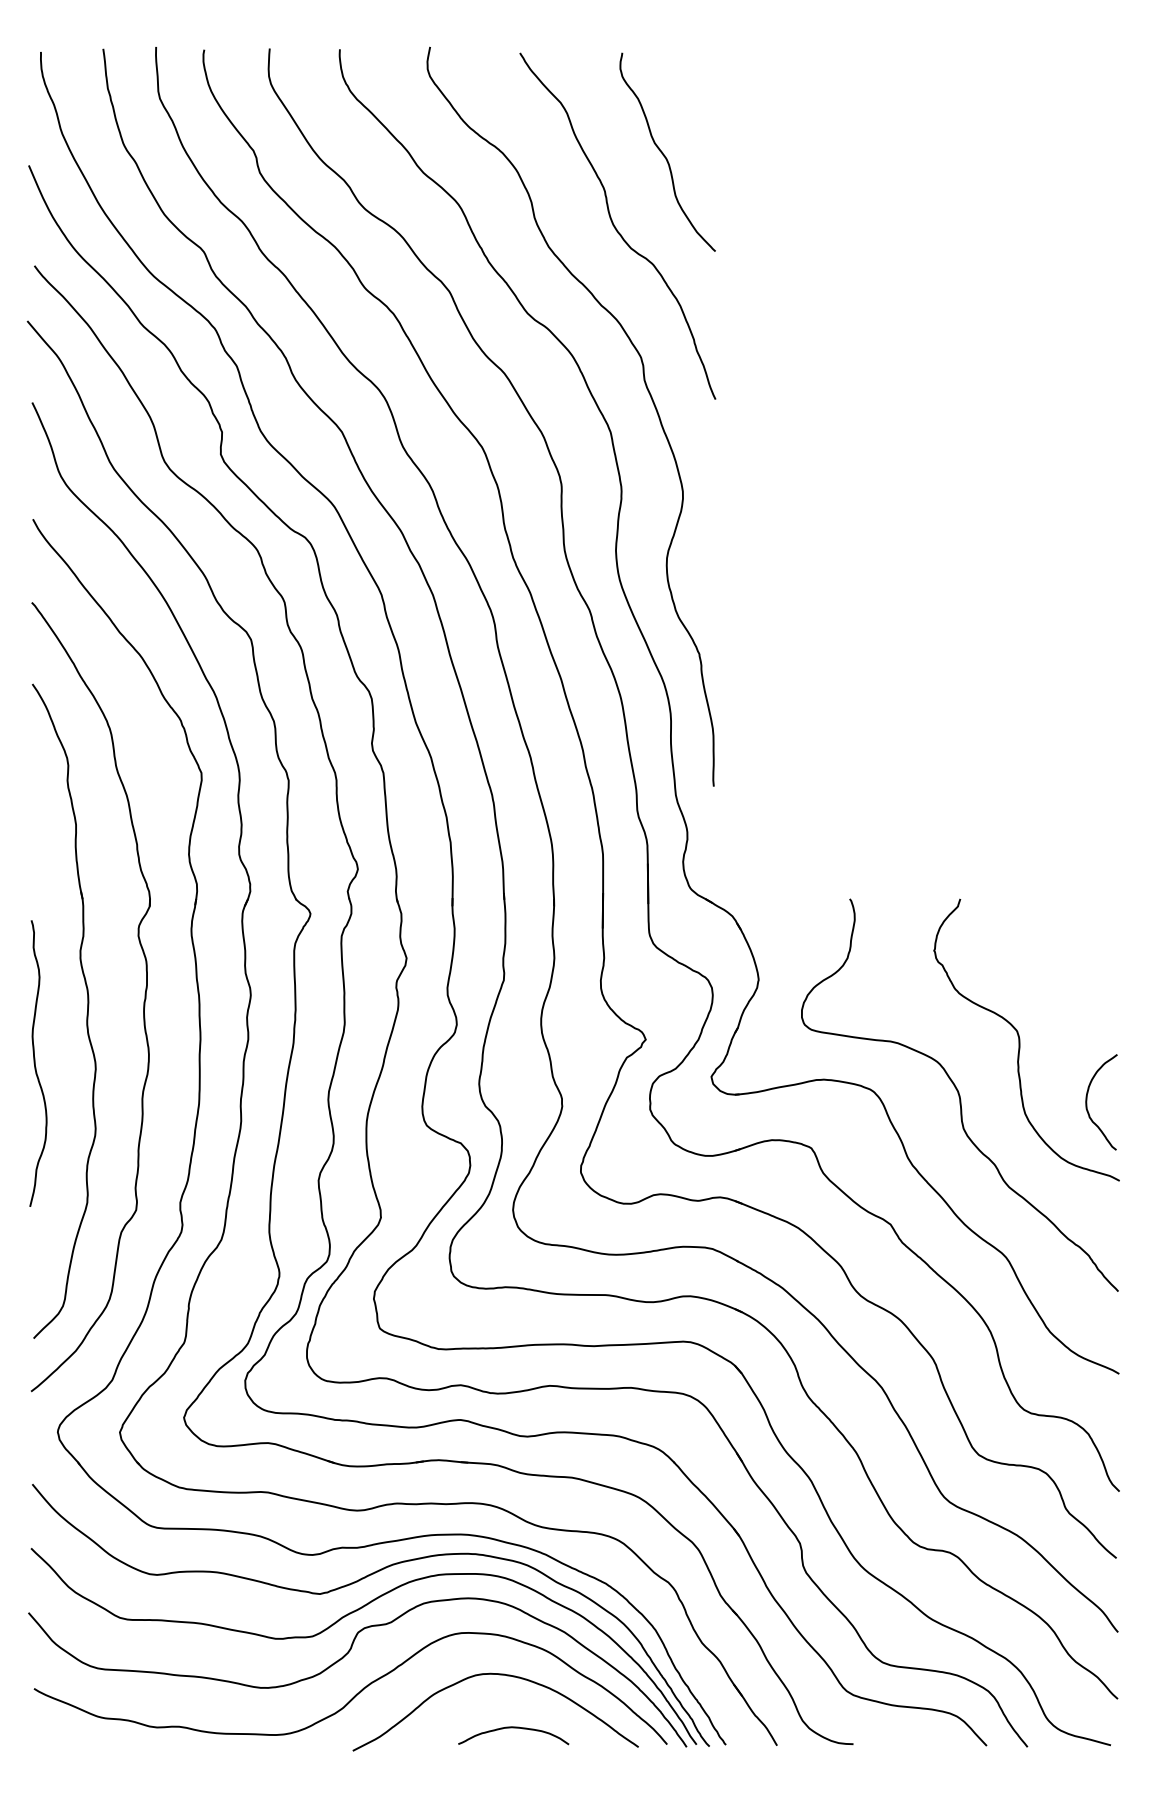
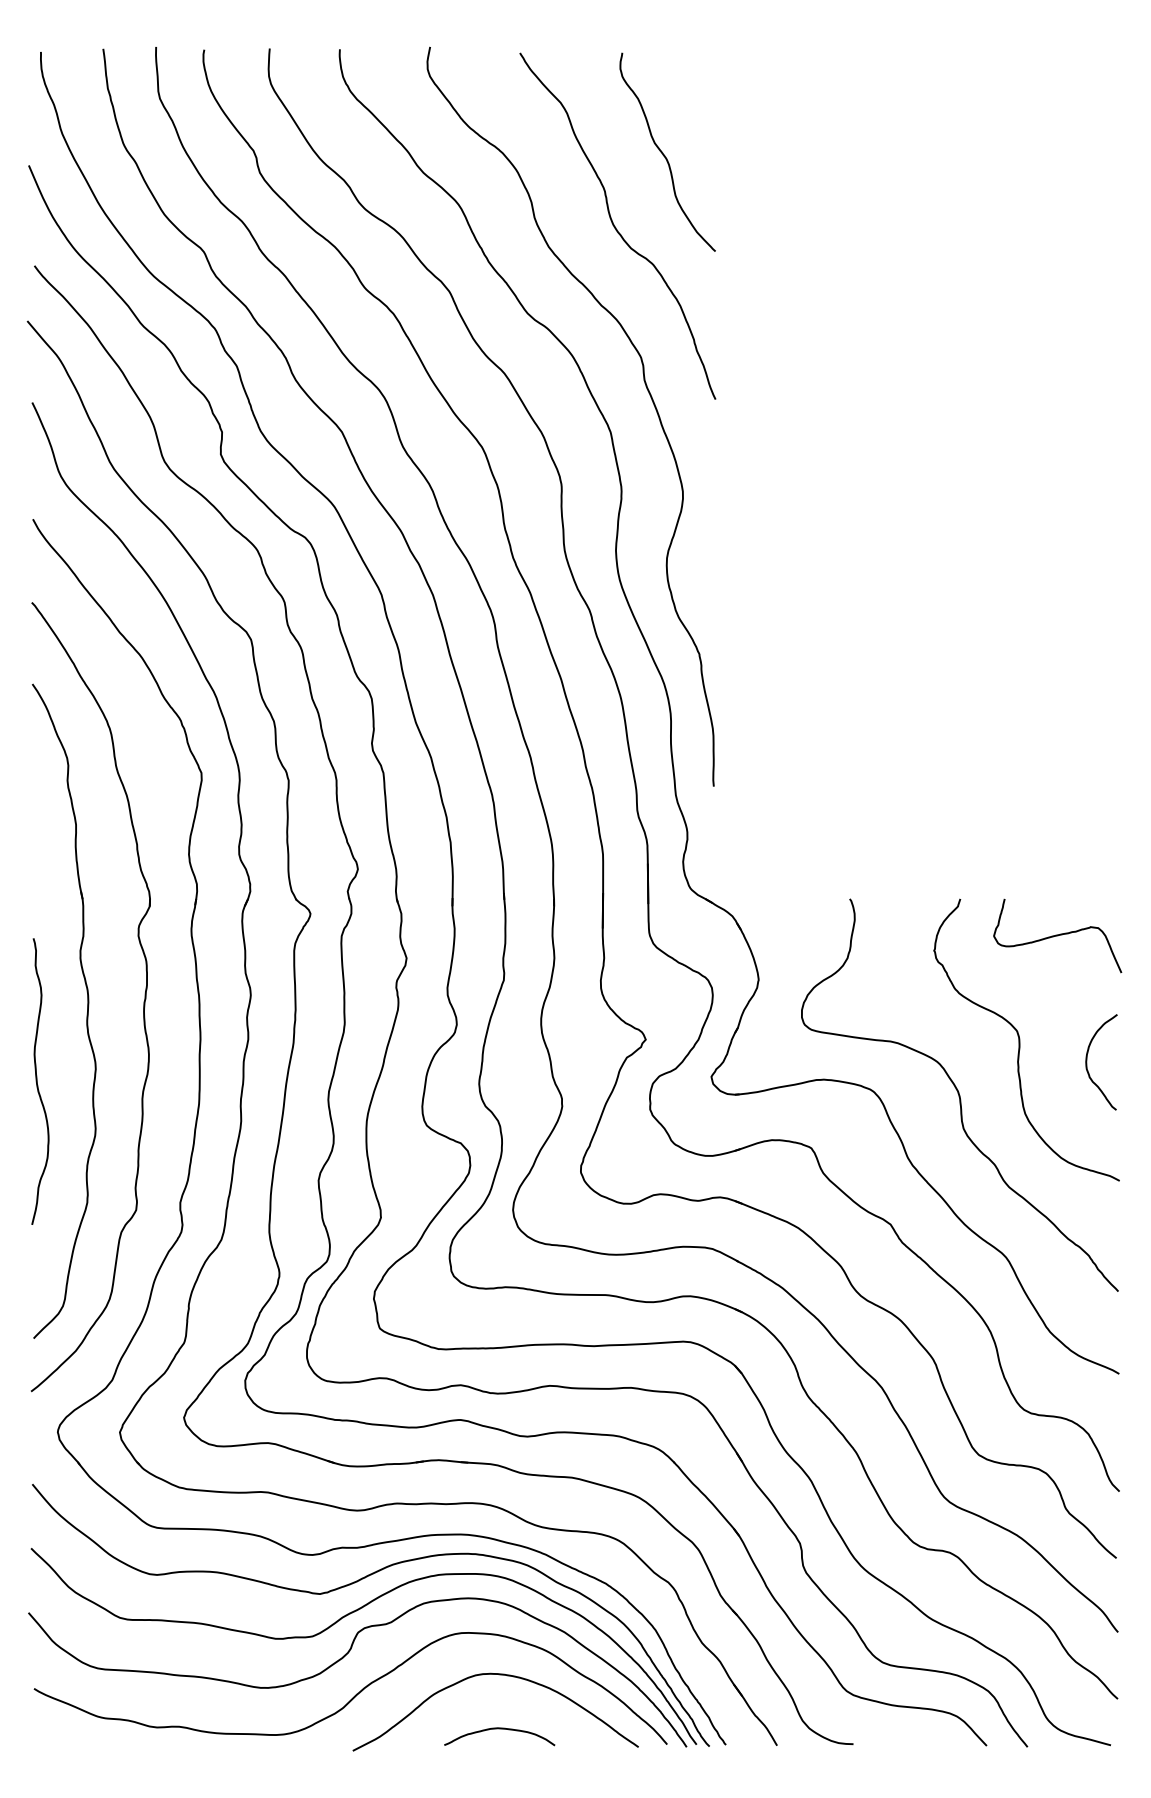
curve: none -> present (1057, 935)
curve position: (35, 1063) -> (37, 1081) (37, 1081)
curve position: (1087, 1102) -> (1087, 1062) (1087, 1062)
curve position: (513, 1728) -> (499, 1729) (499, 1729)
